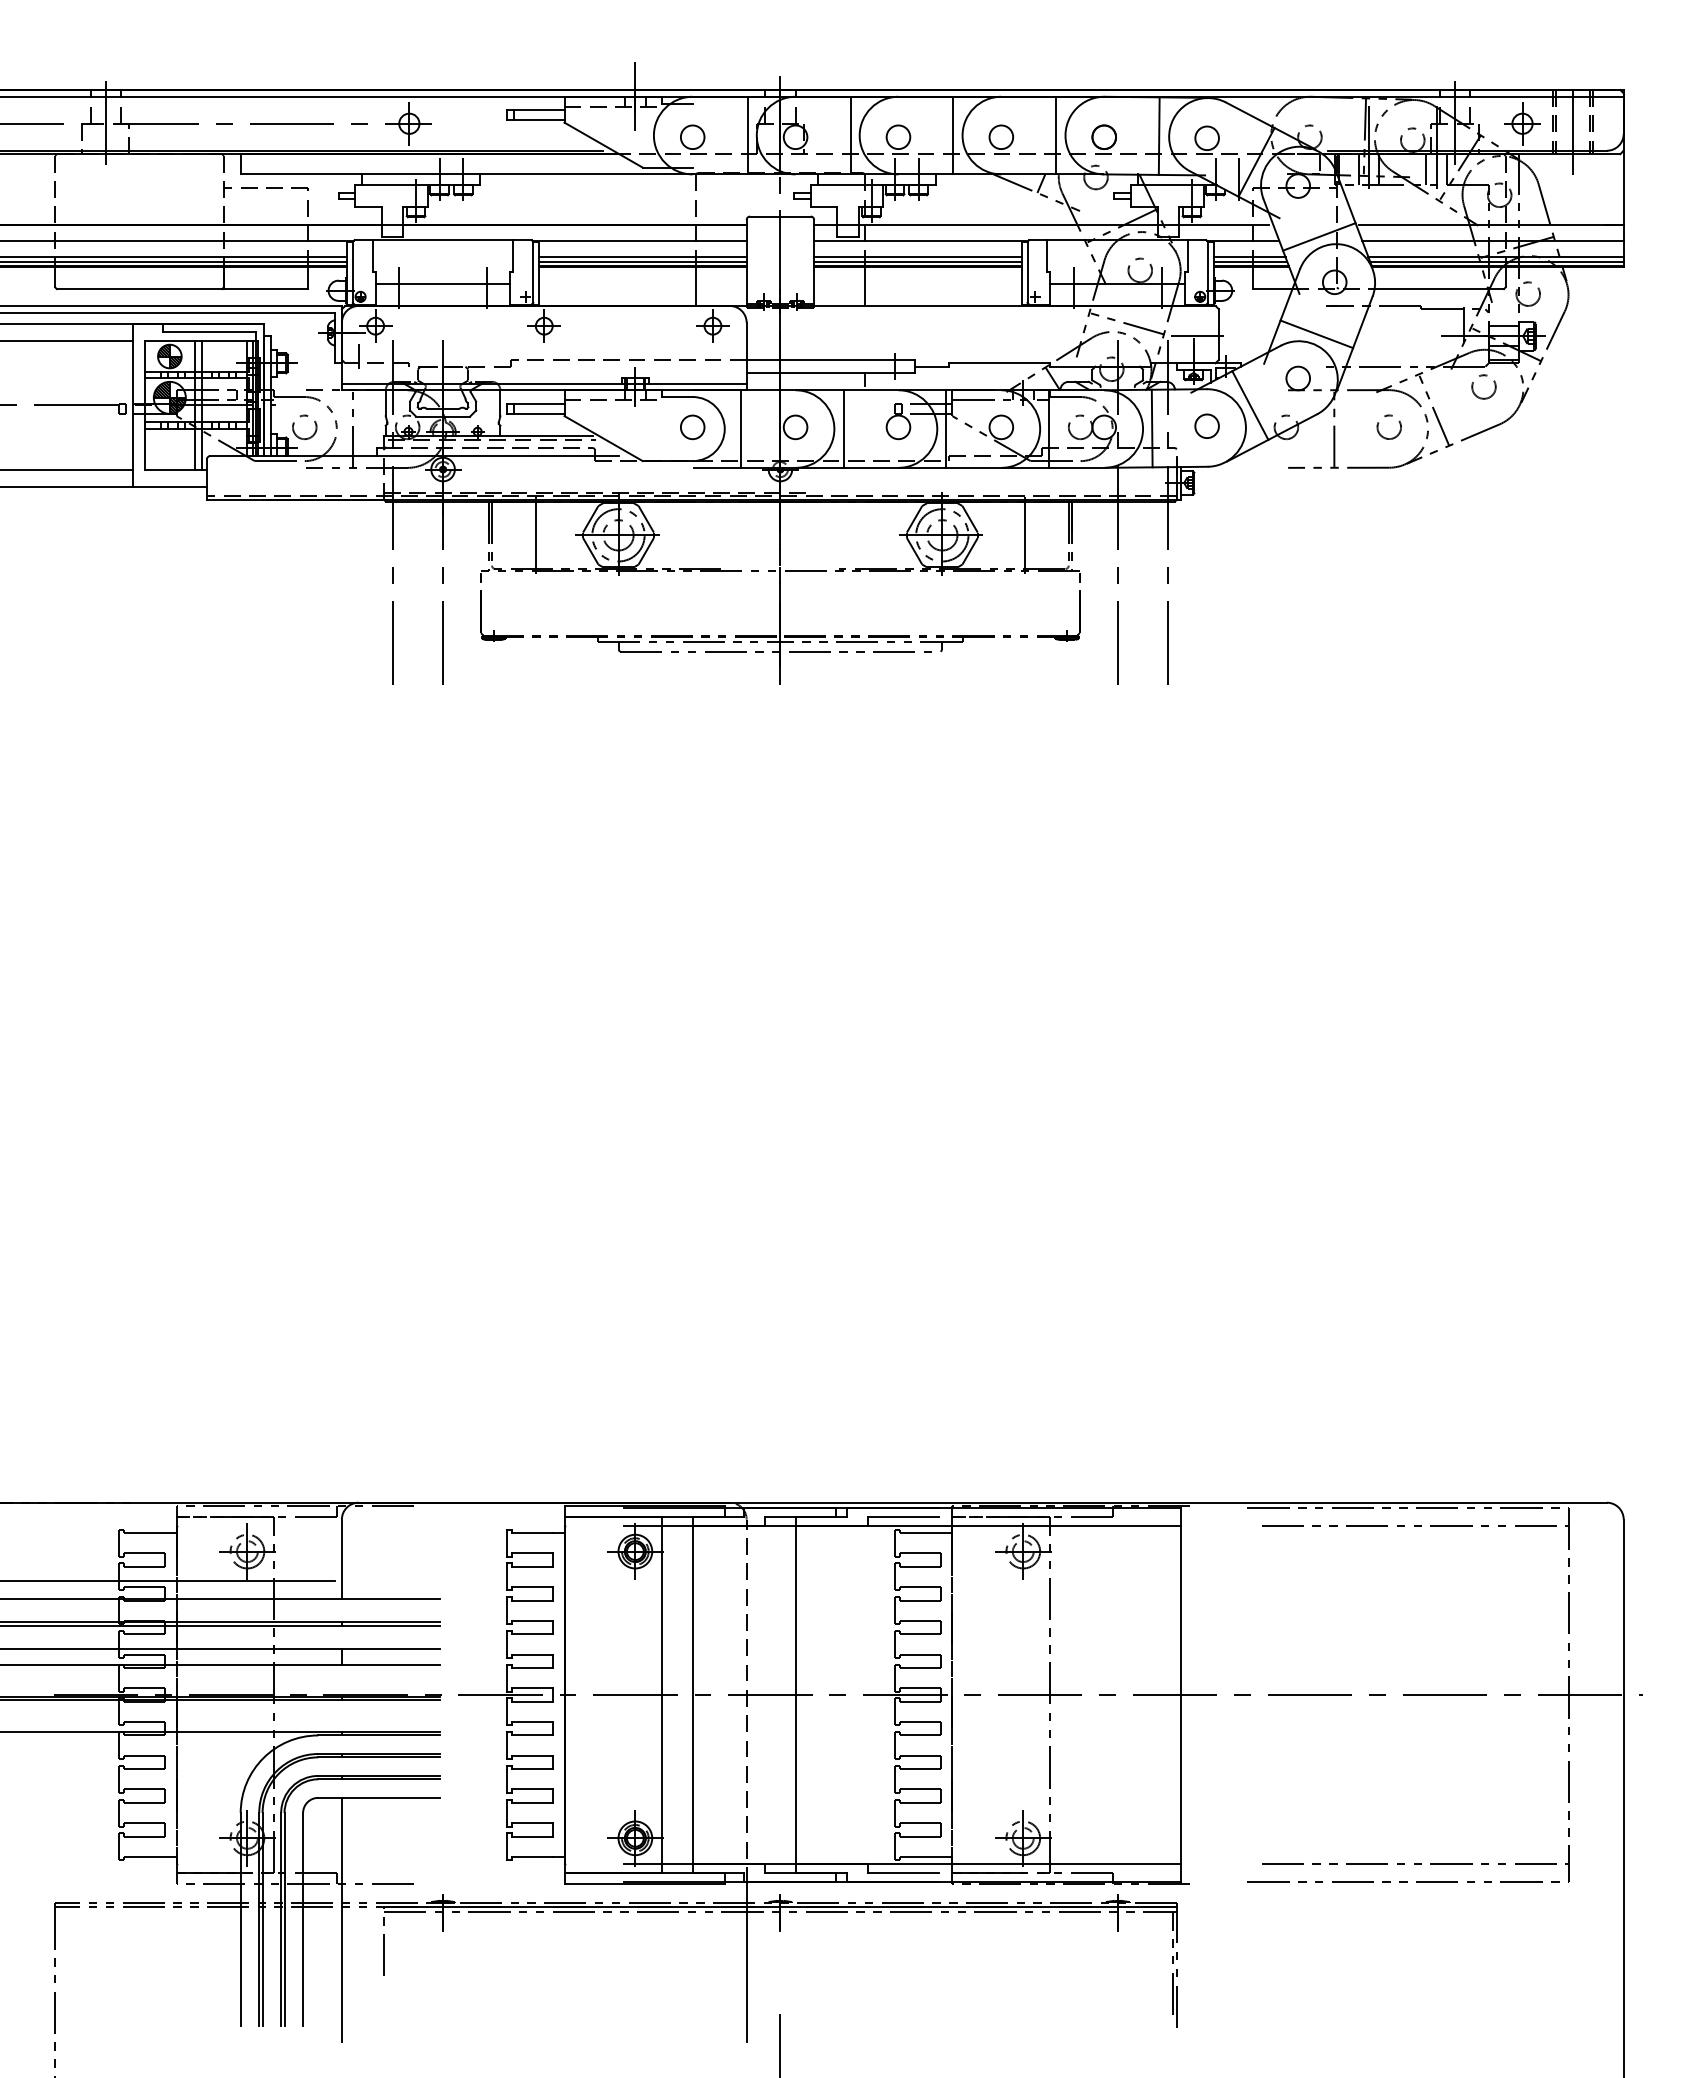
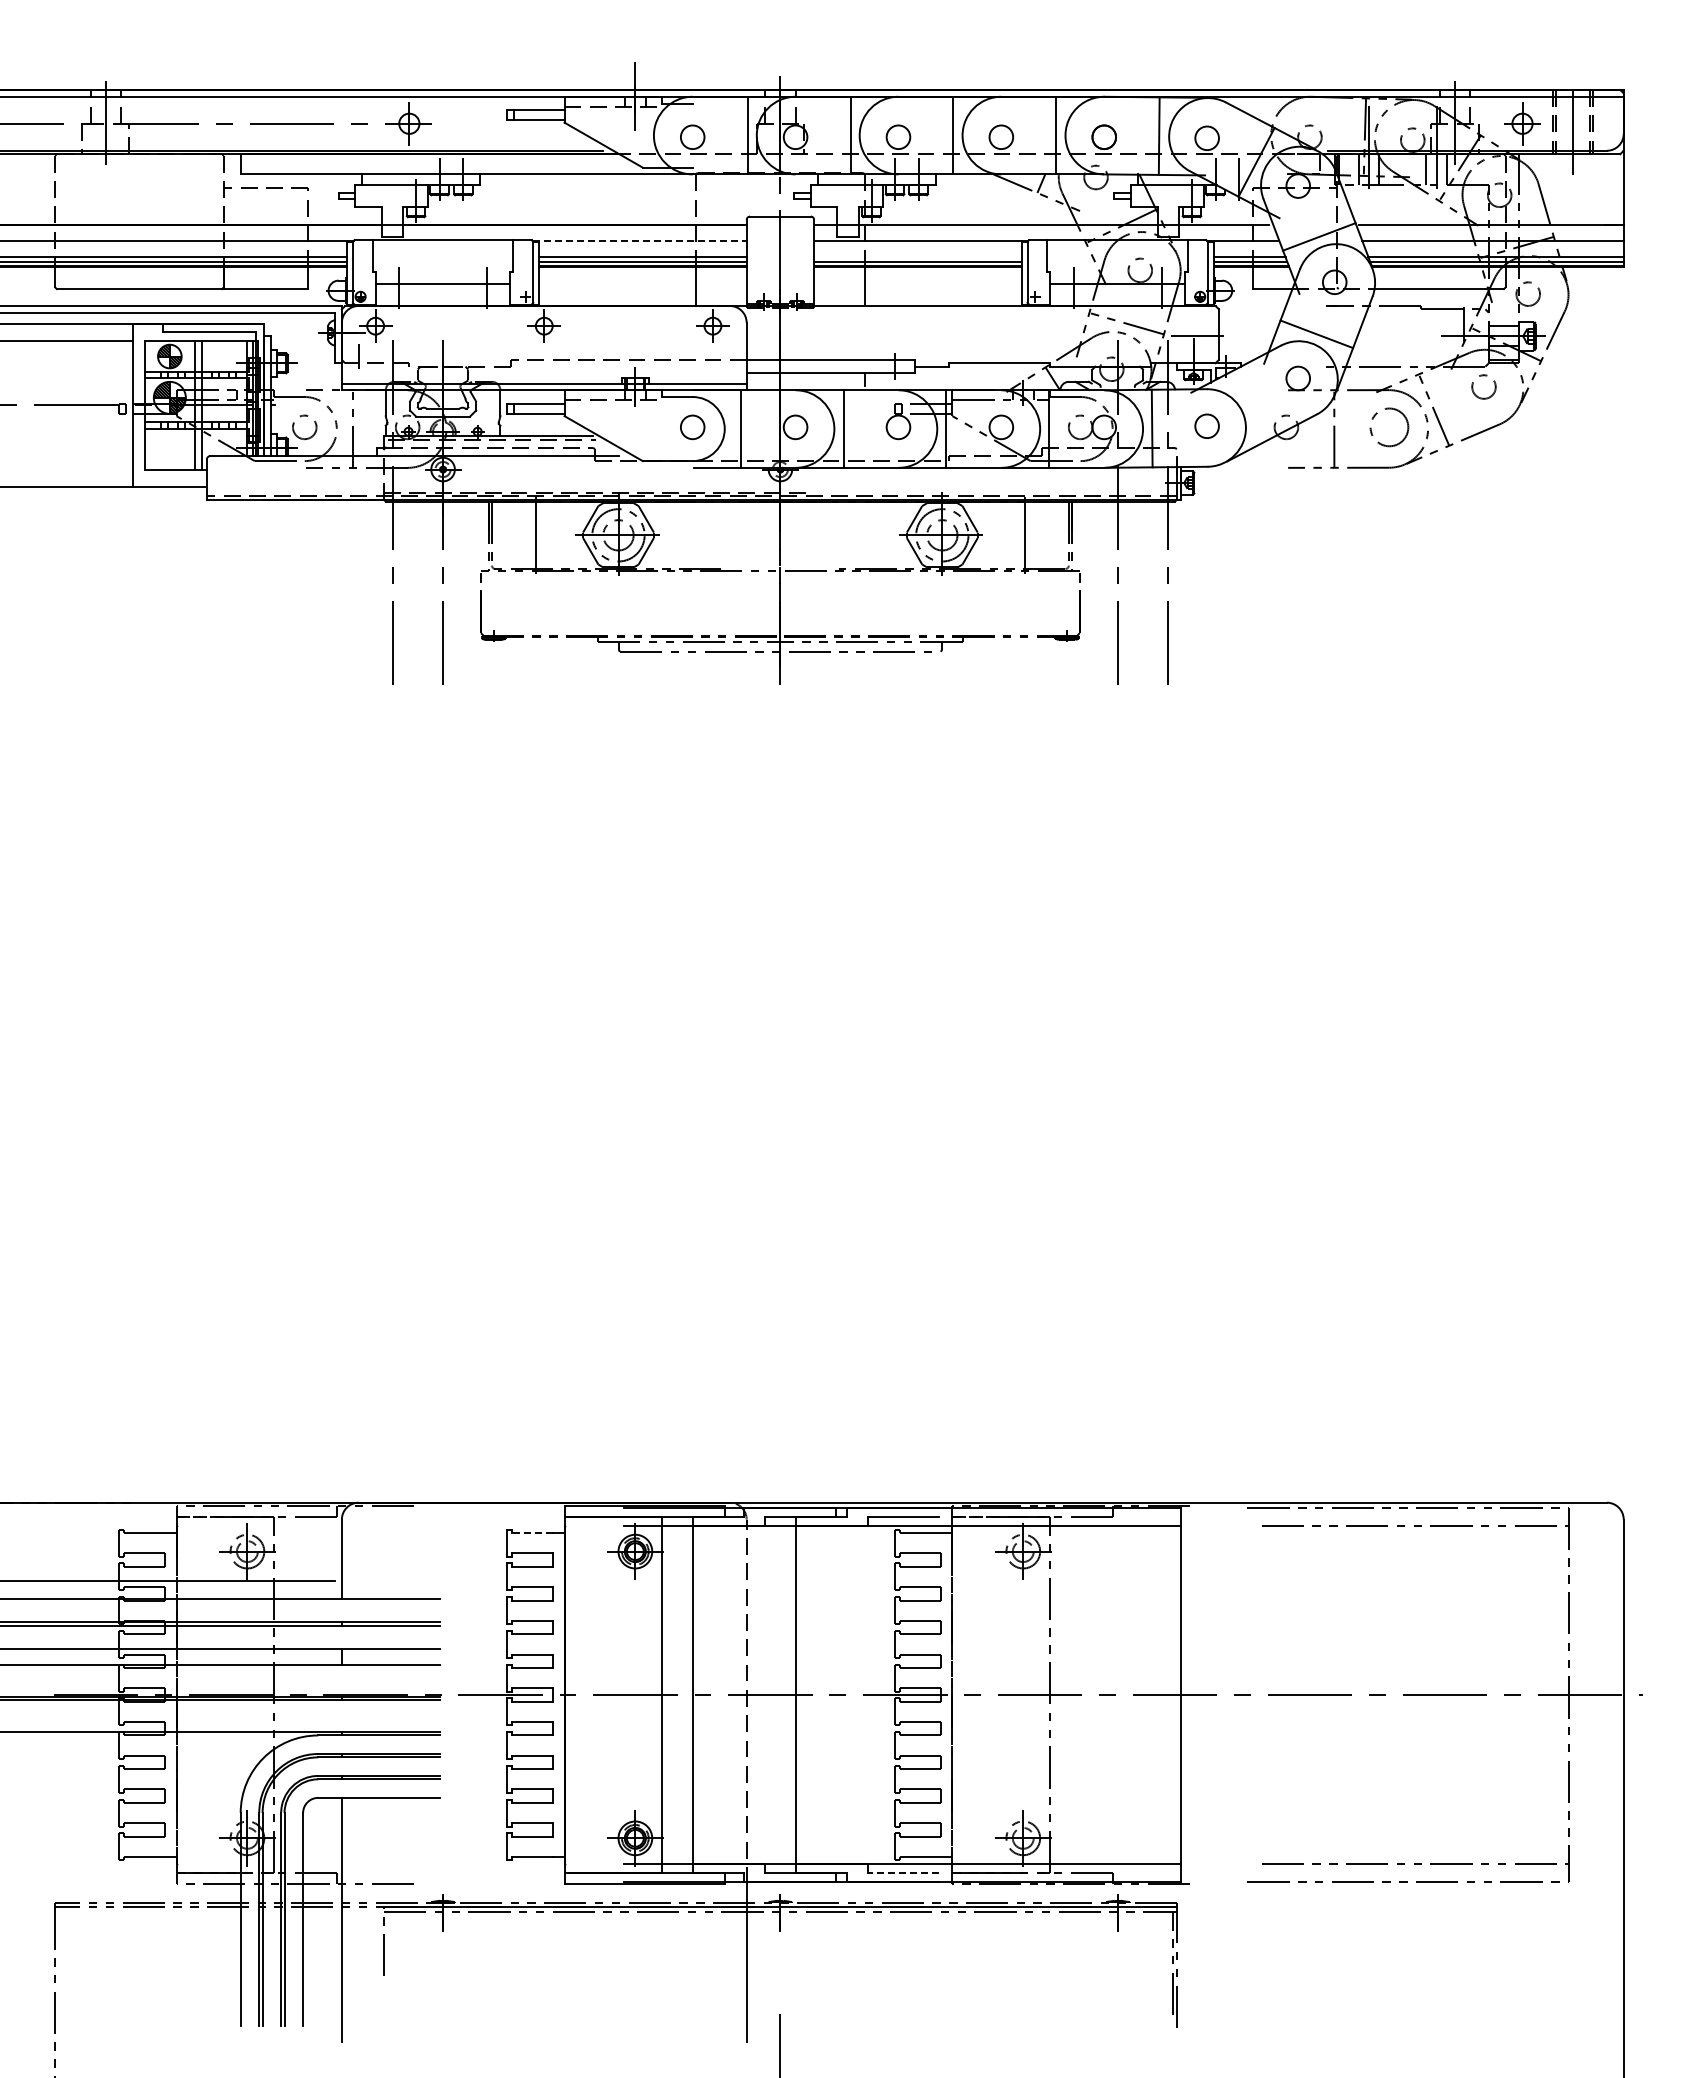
line: solid -> dashed (640, 241)
line: present -> none (917, 257)
line: present -> none (1250, 405)
circle size: 26x26 px -> 41x41 px (1389, 427)
line: present -> none (67, 469)
line: solid -> dashed (531, 1533)
line: solid -> dashed (903, 1872)
